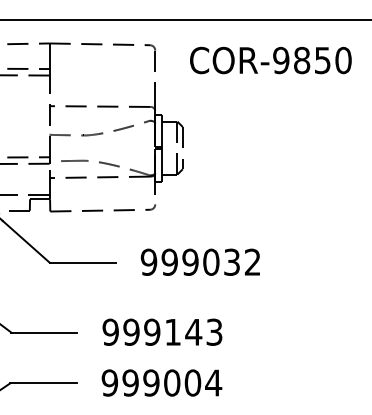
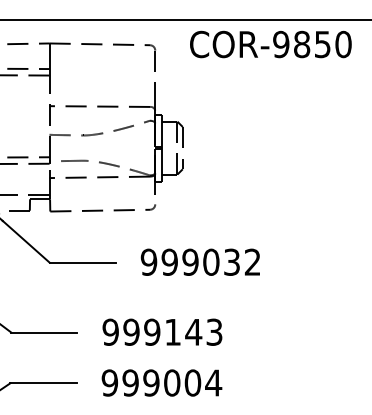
text position: (270, 60) -> (270, 44) (270, 44)
